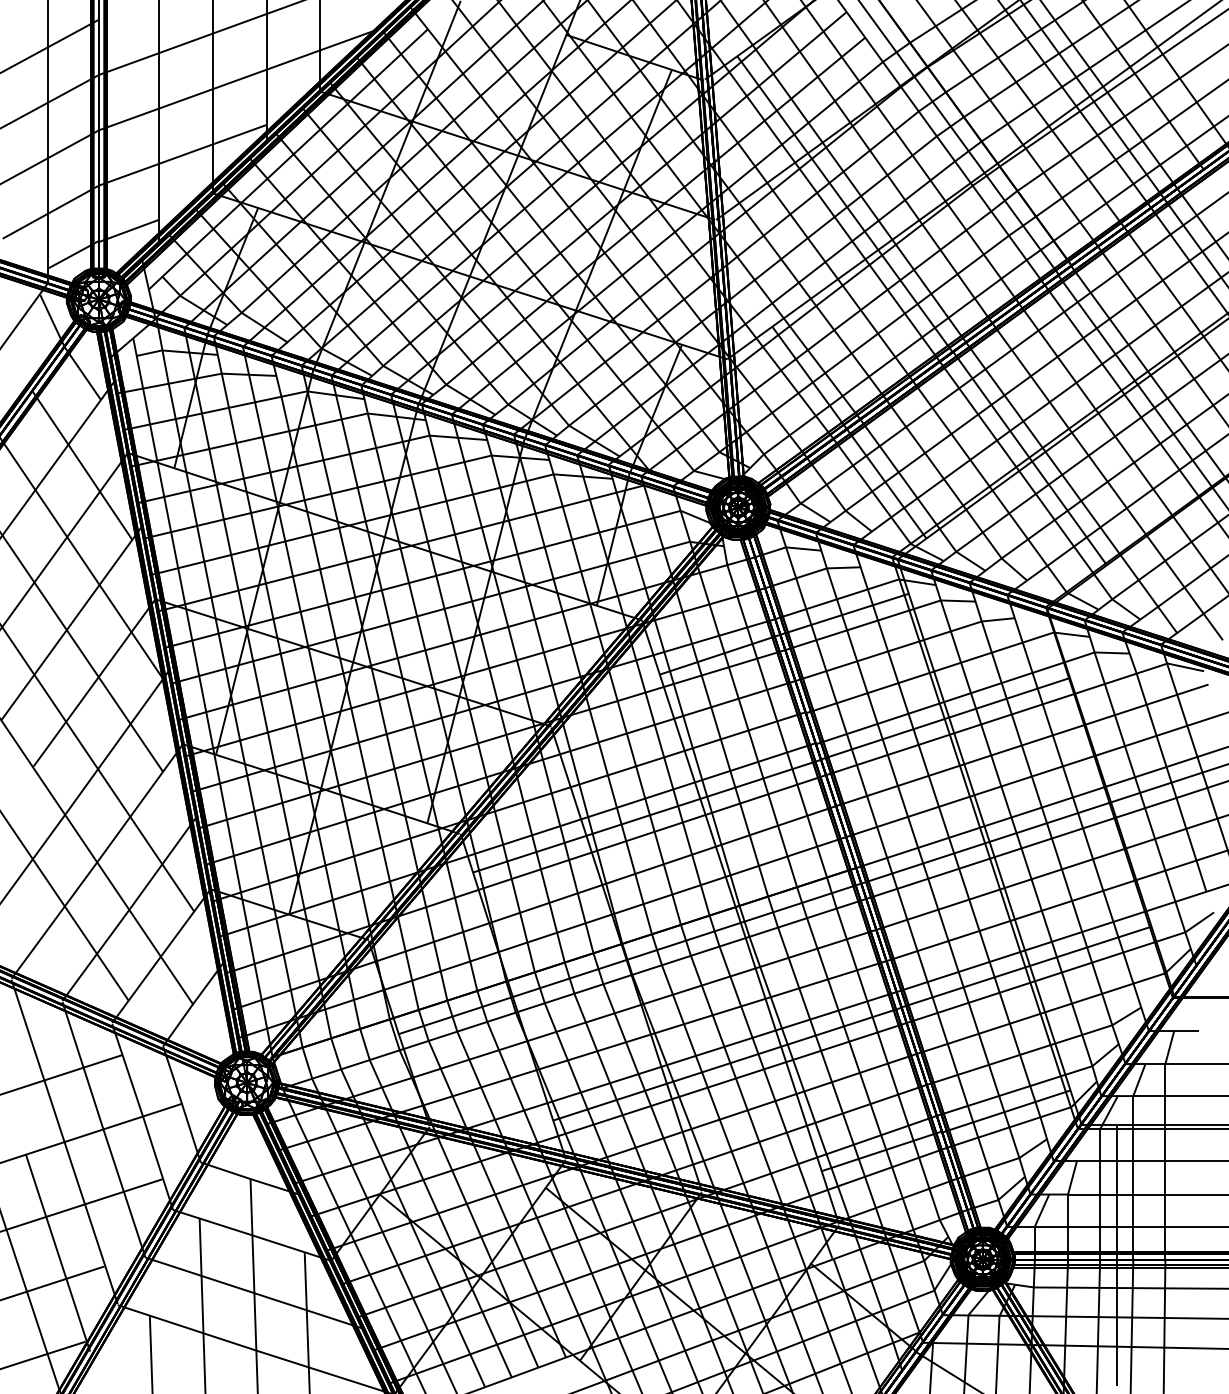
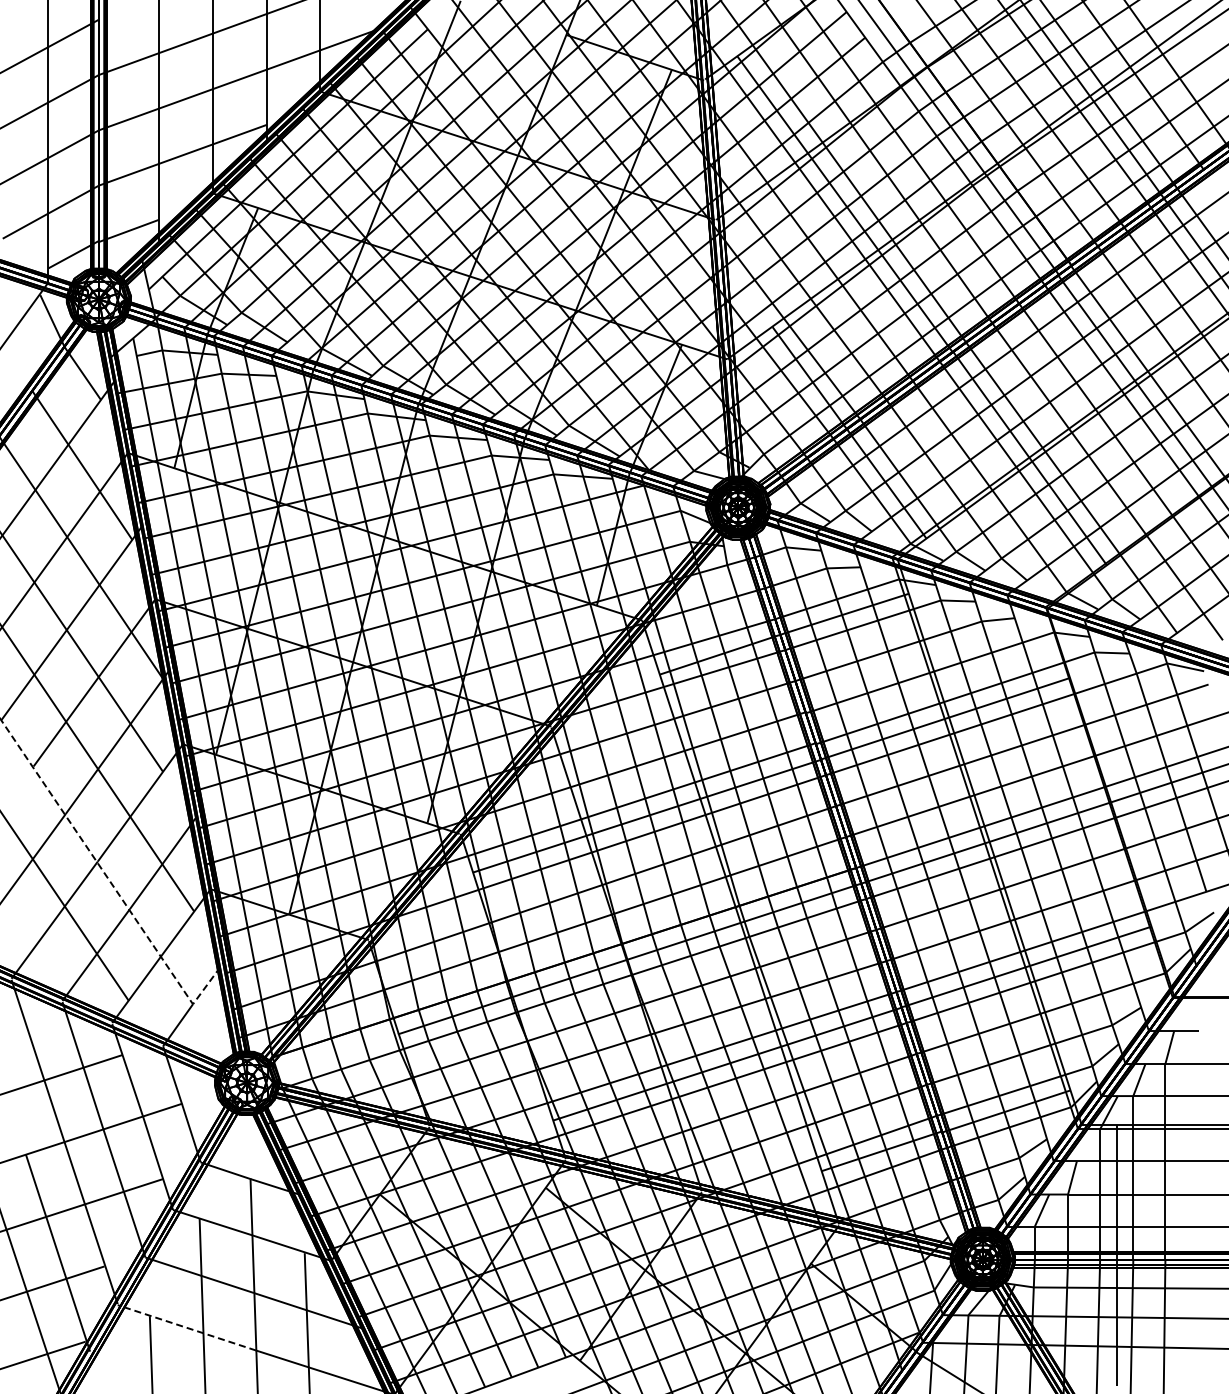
line: solid -> dashed (111, 884)
line: solid -> dashed (186, 1327)
